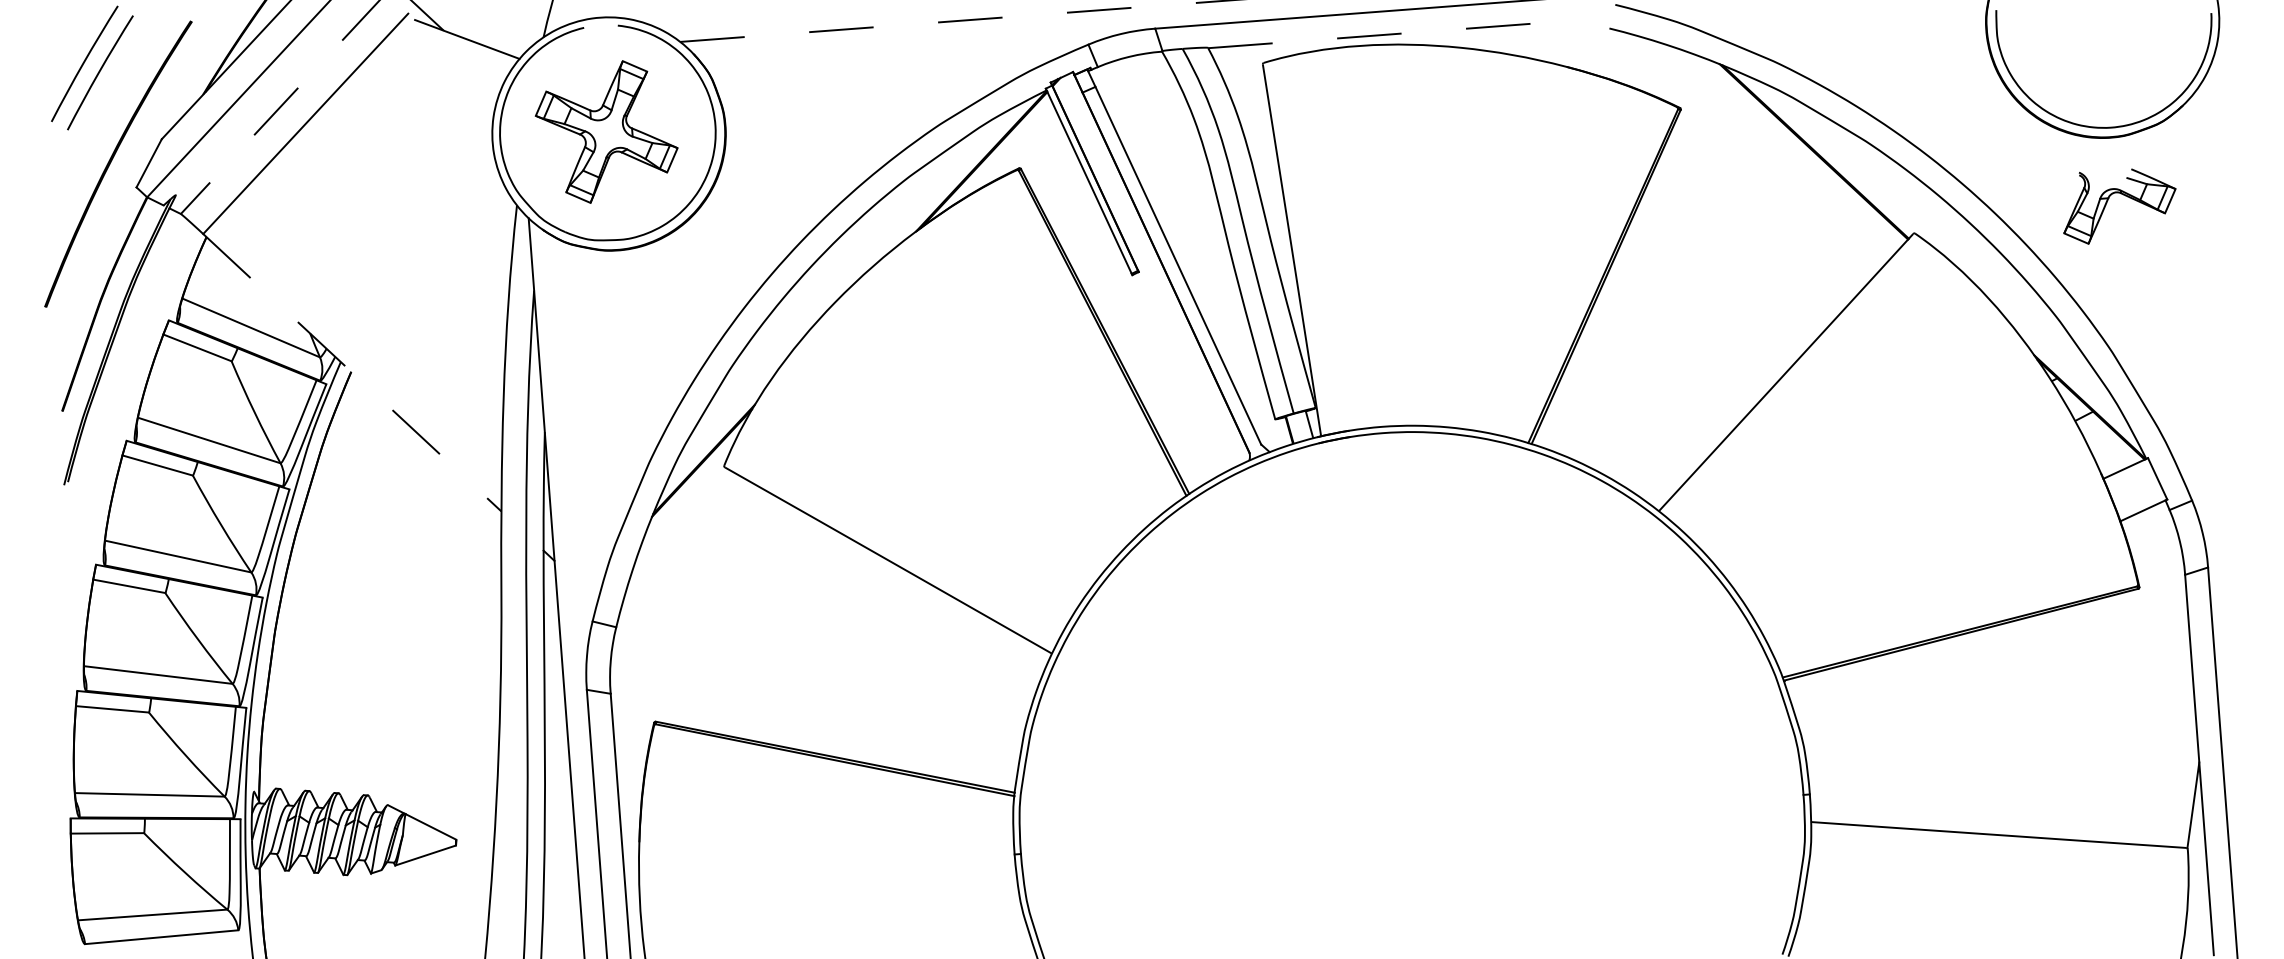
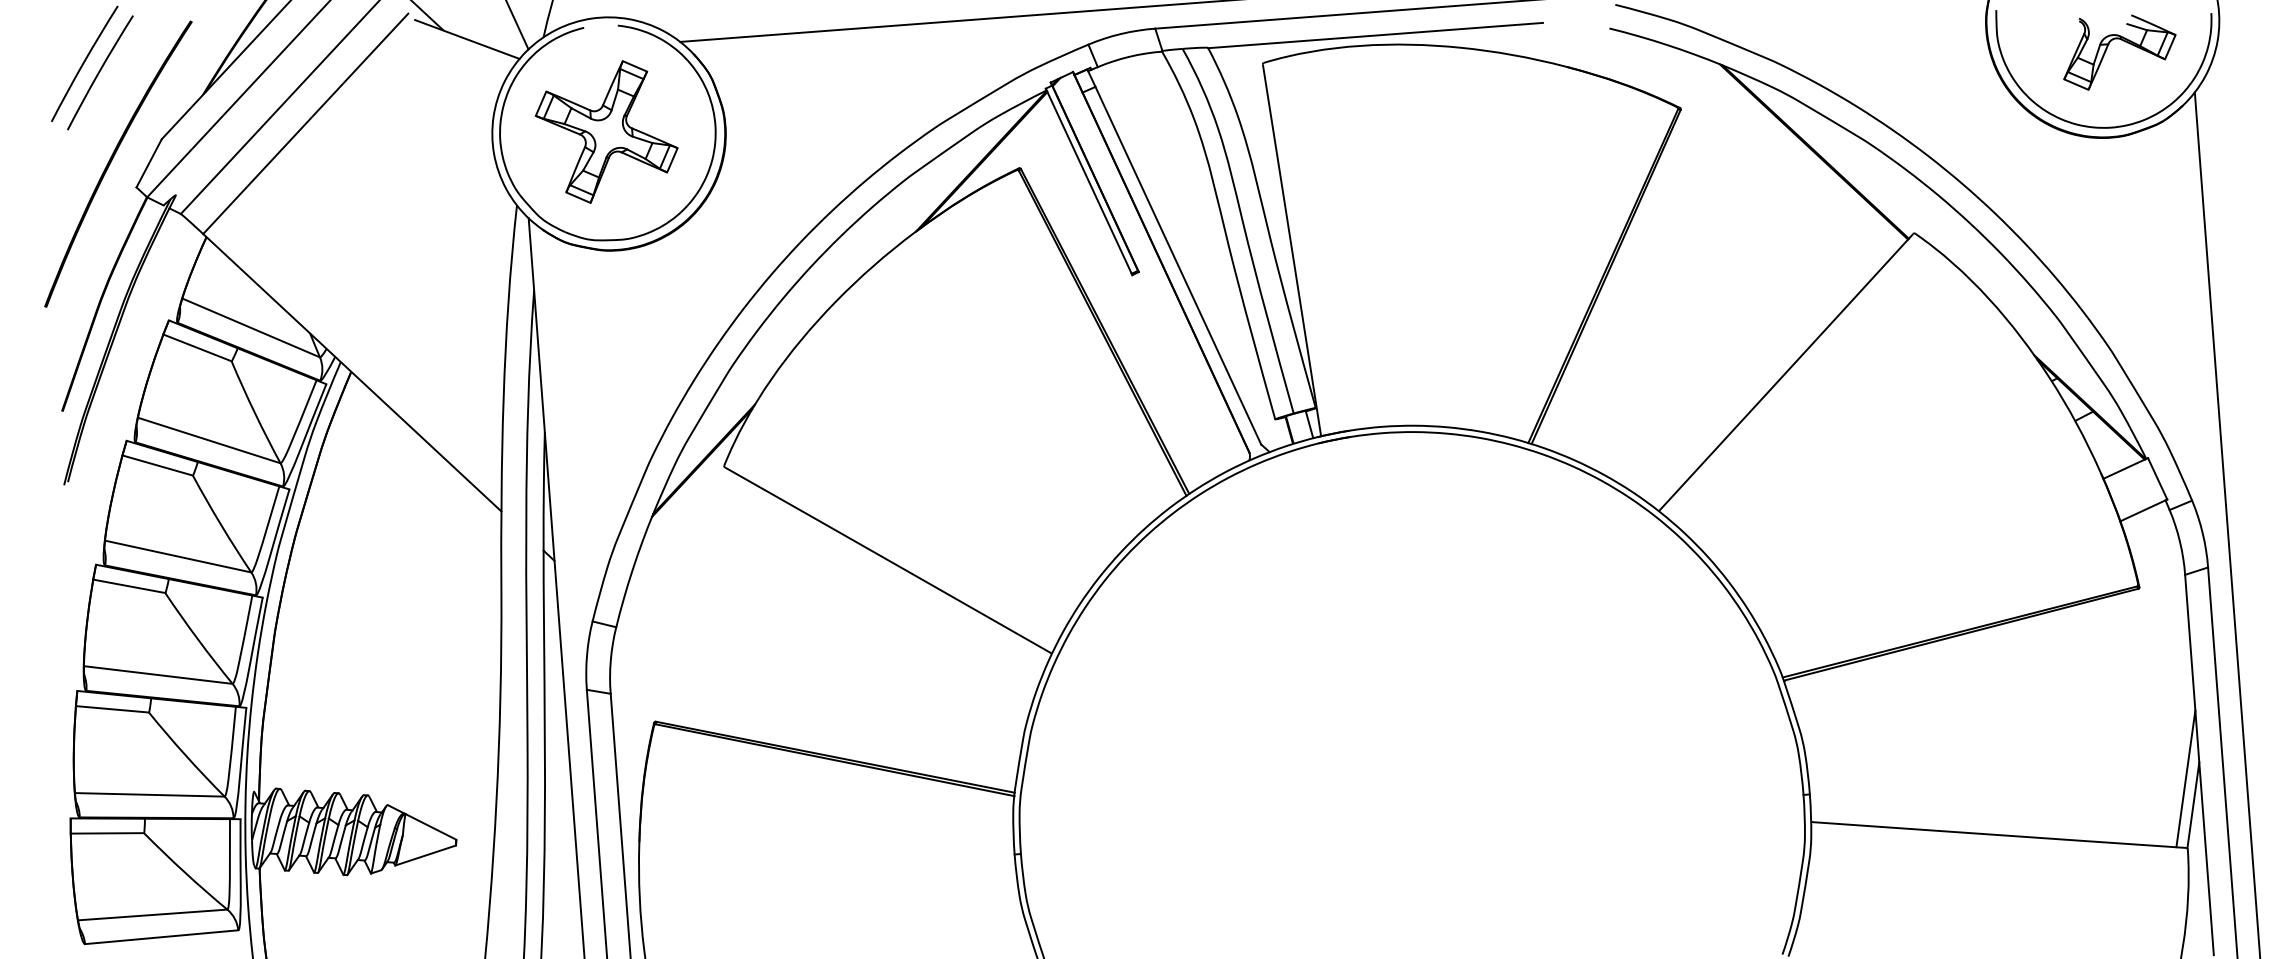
line: dashed -> solid (958, 20)
line: none -> present (517, 25)
line: dashed -> solid (1375, 35)
line: dashed -> solid (280, 107)
part position: (2125, 196) -> (2125, 42) (2125, 42)
line: dashed -> solid (352, 372)
line: none -> present (2227, 523)
line: none -> present (2185, 778)
